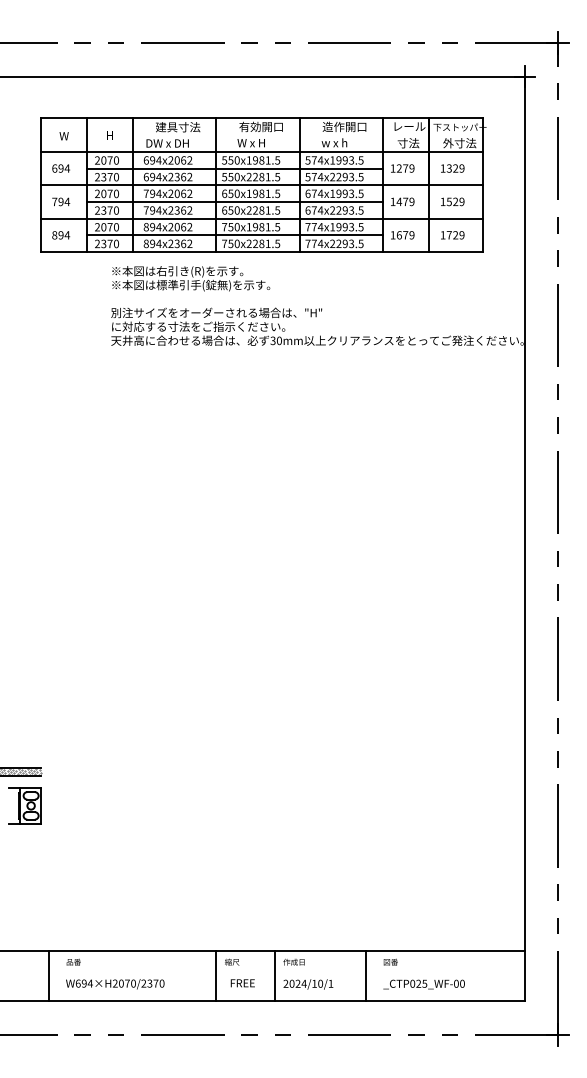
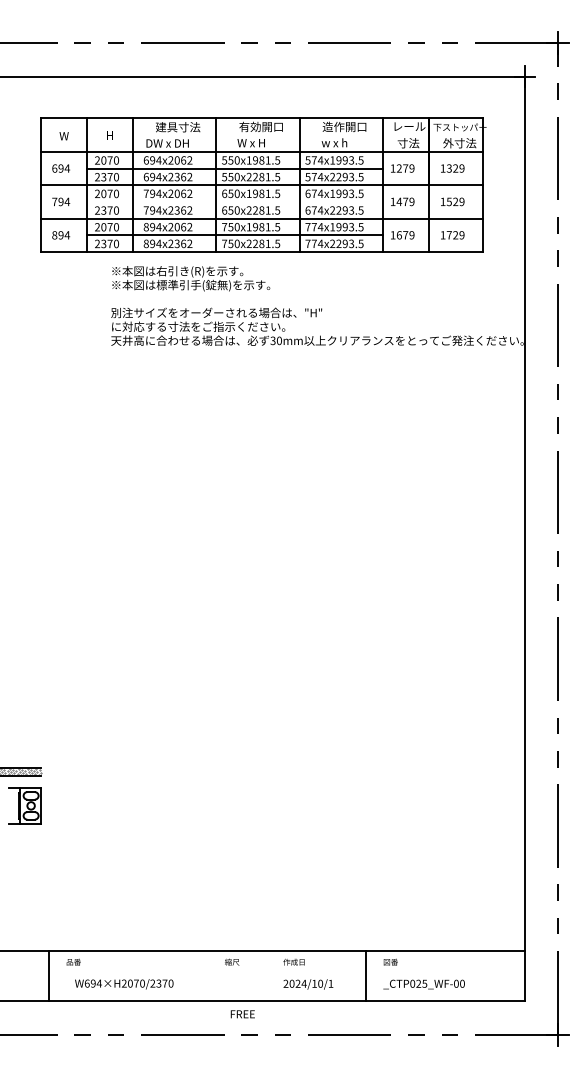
line: present -> none (234, 201)
line: present -> none (216, 976)
line: present -> none (274, 976)
text position: (242, 983) -> (242, 1014) (242, 1014)
text position: (115, 984) -> (124, 984) (124, 984)
